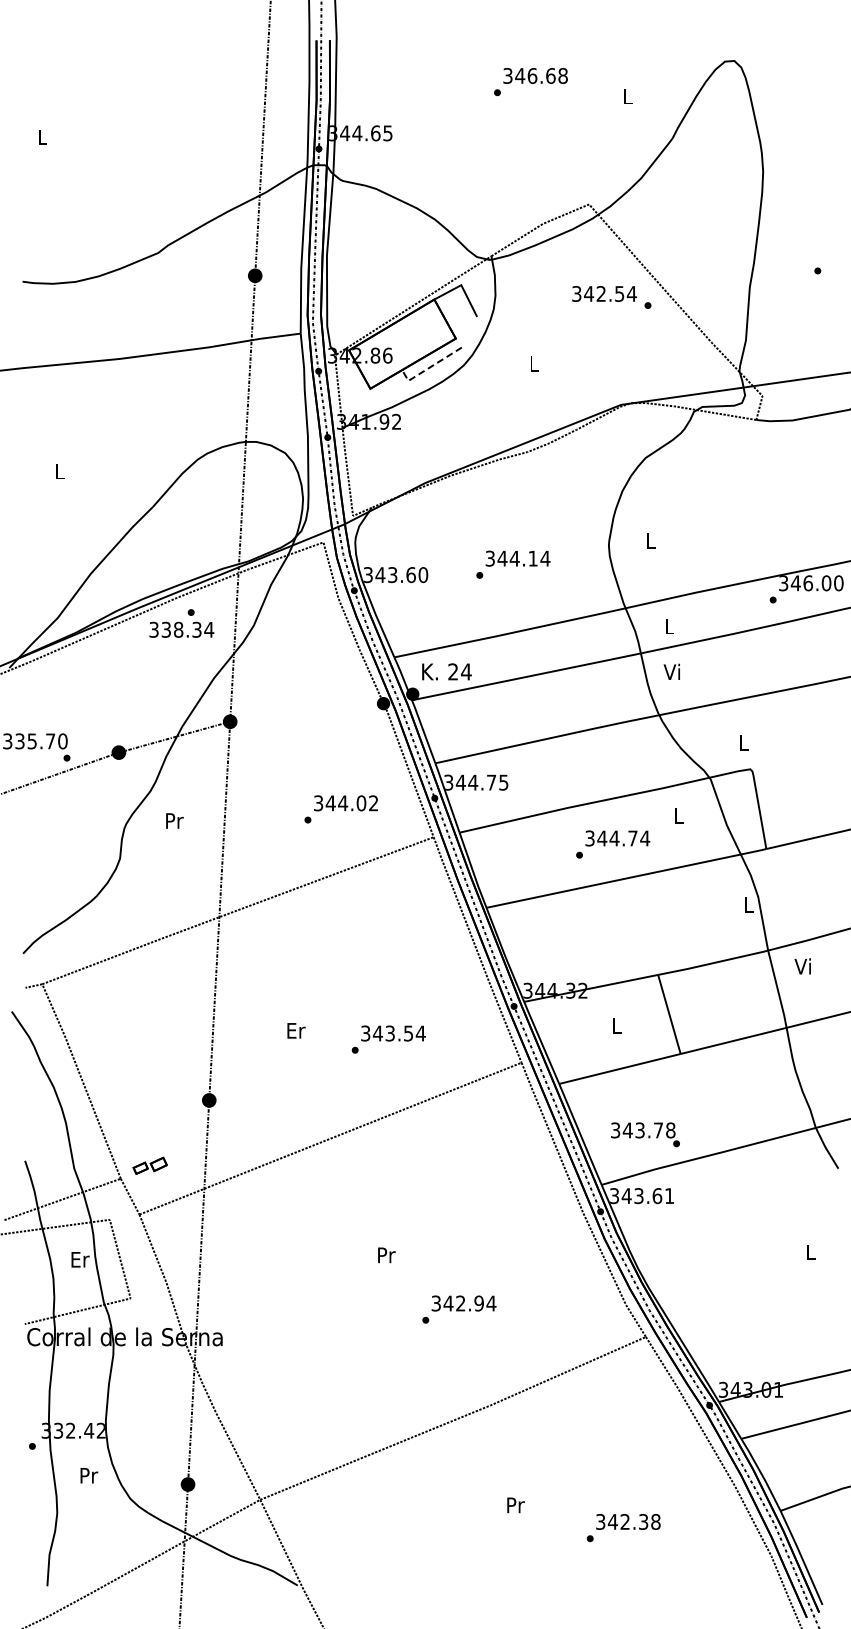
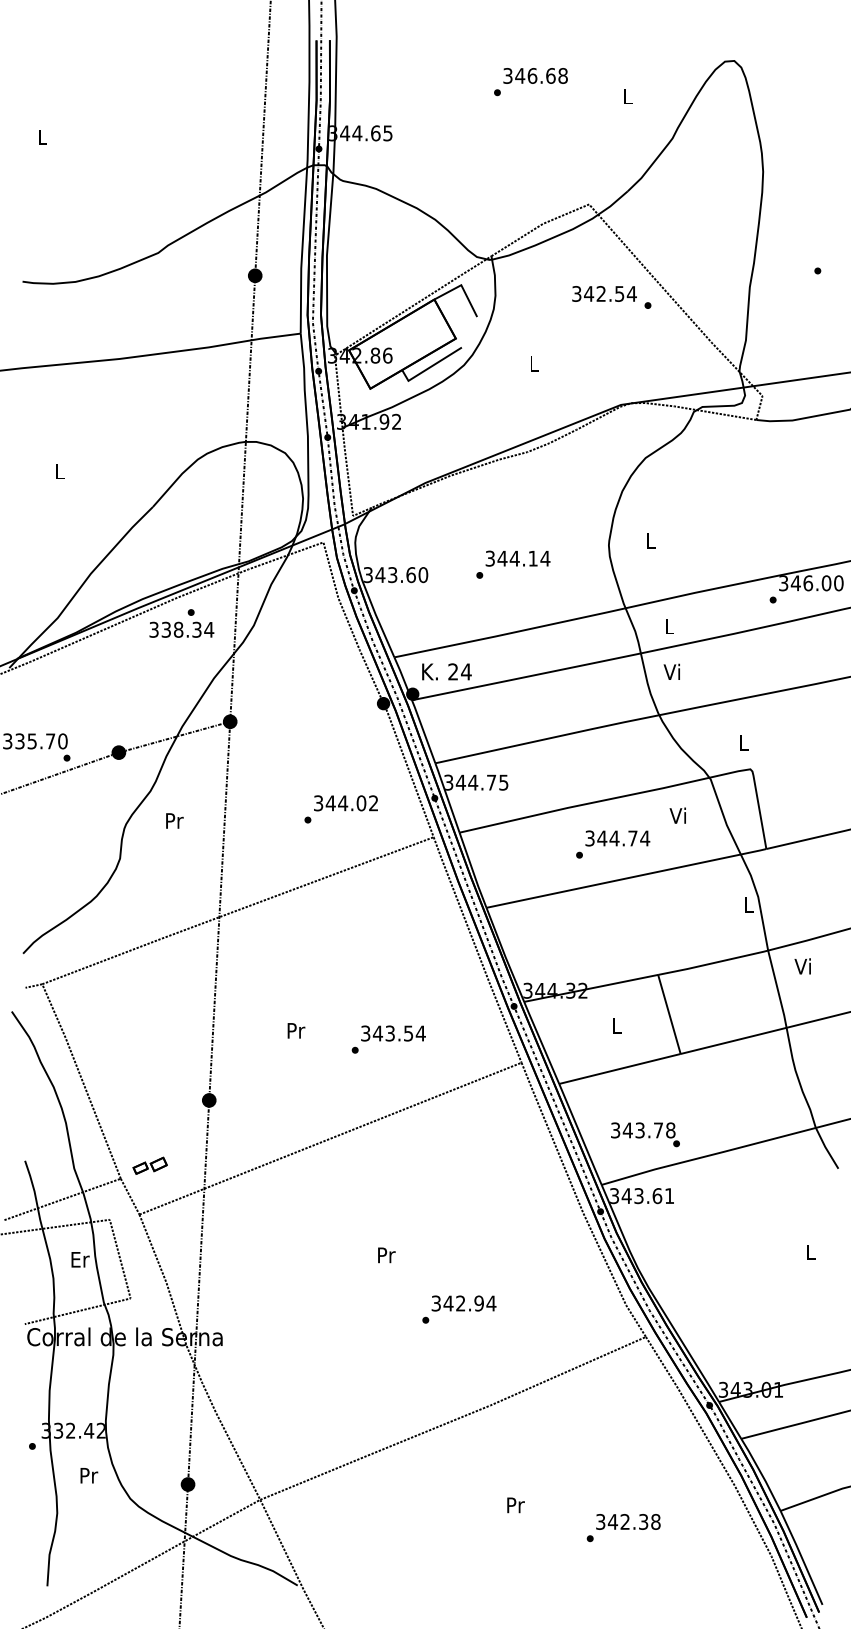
line: dashed -> solid (428, 368)
text: L -> Vi (677, 815)
text: Er -> Pr (296, 1030)
